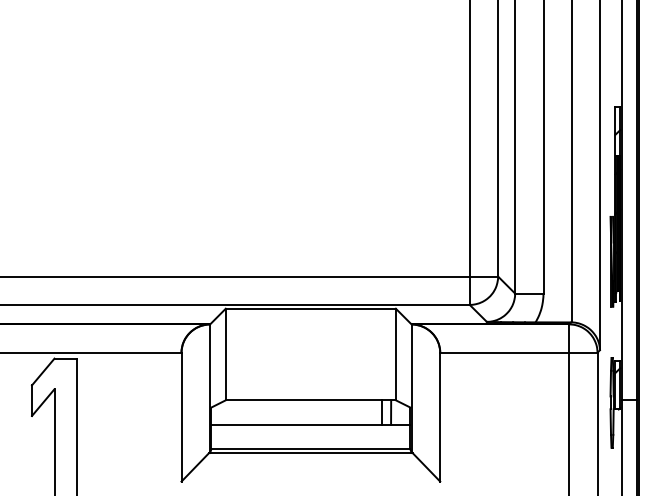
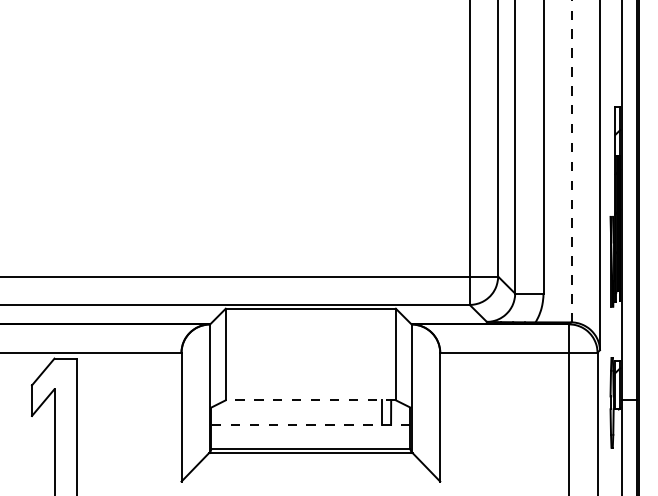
line: solid -> dashed (571, 161)
line: solid -> dashed (310, 400)
line: solid -> dashed (310, 424)
